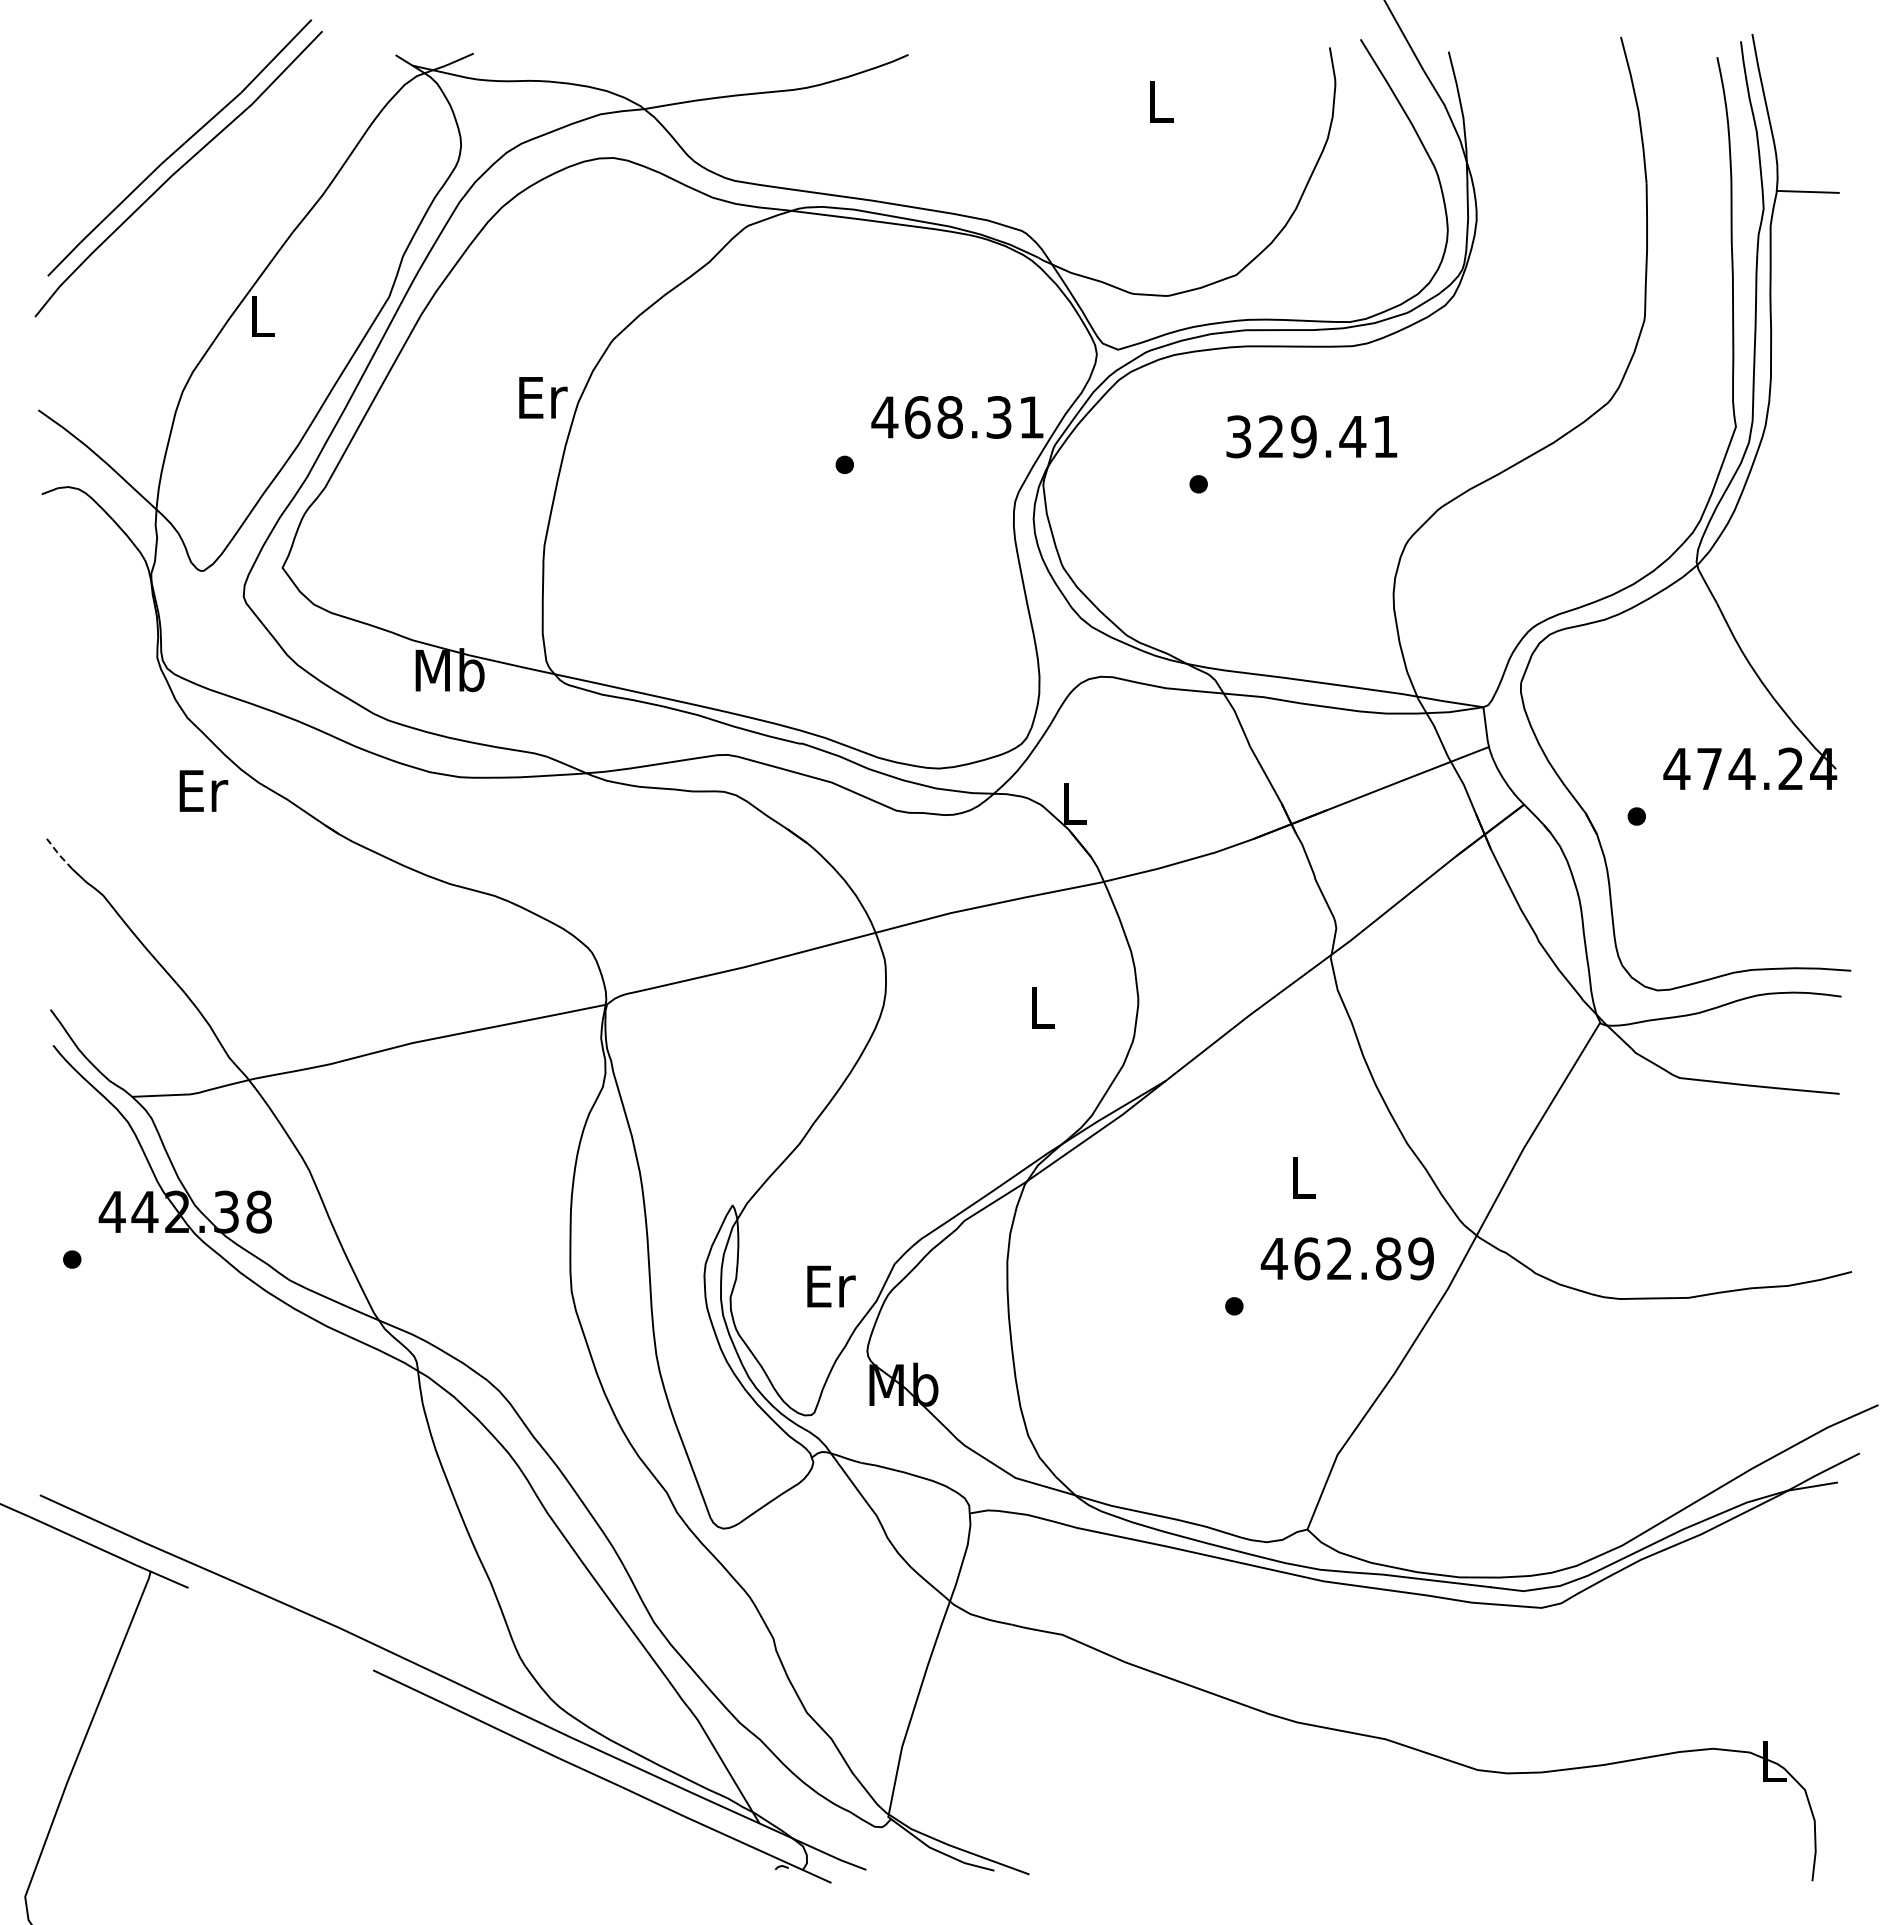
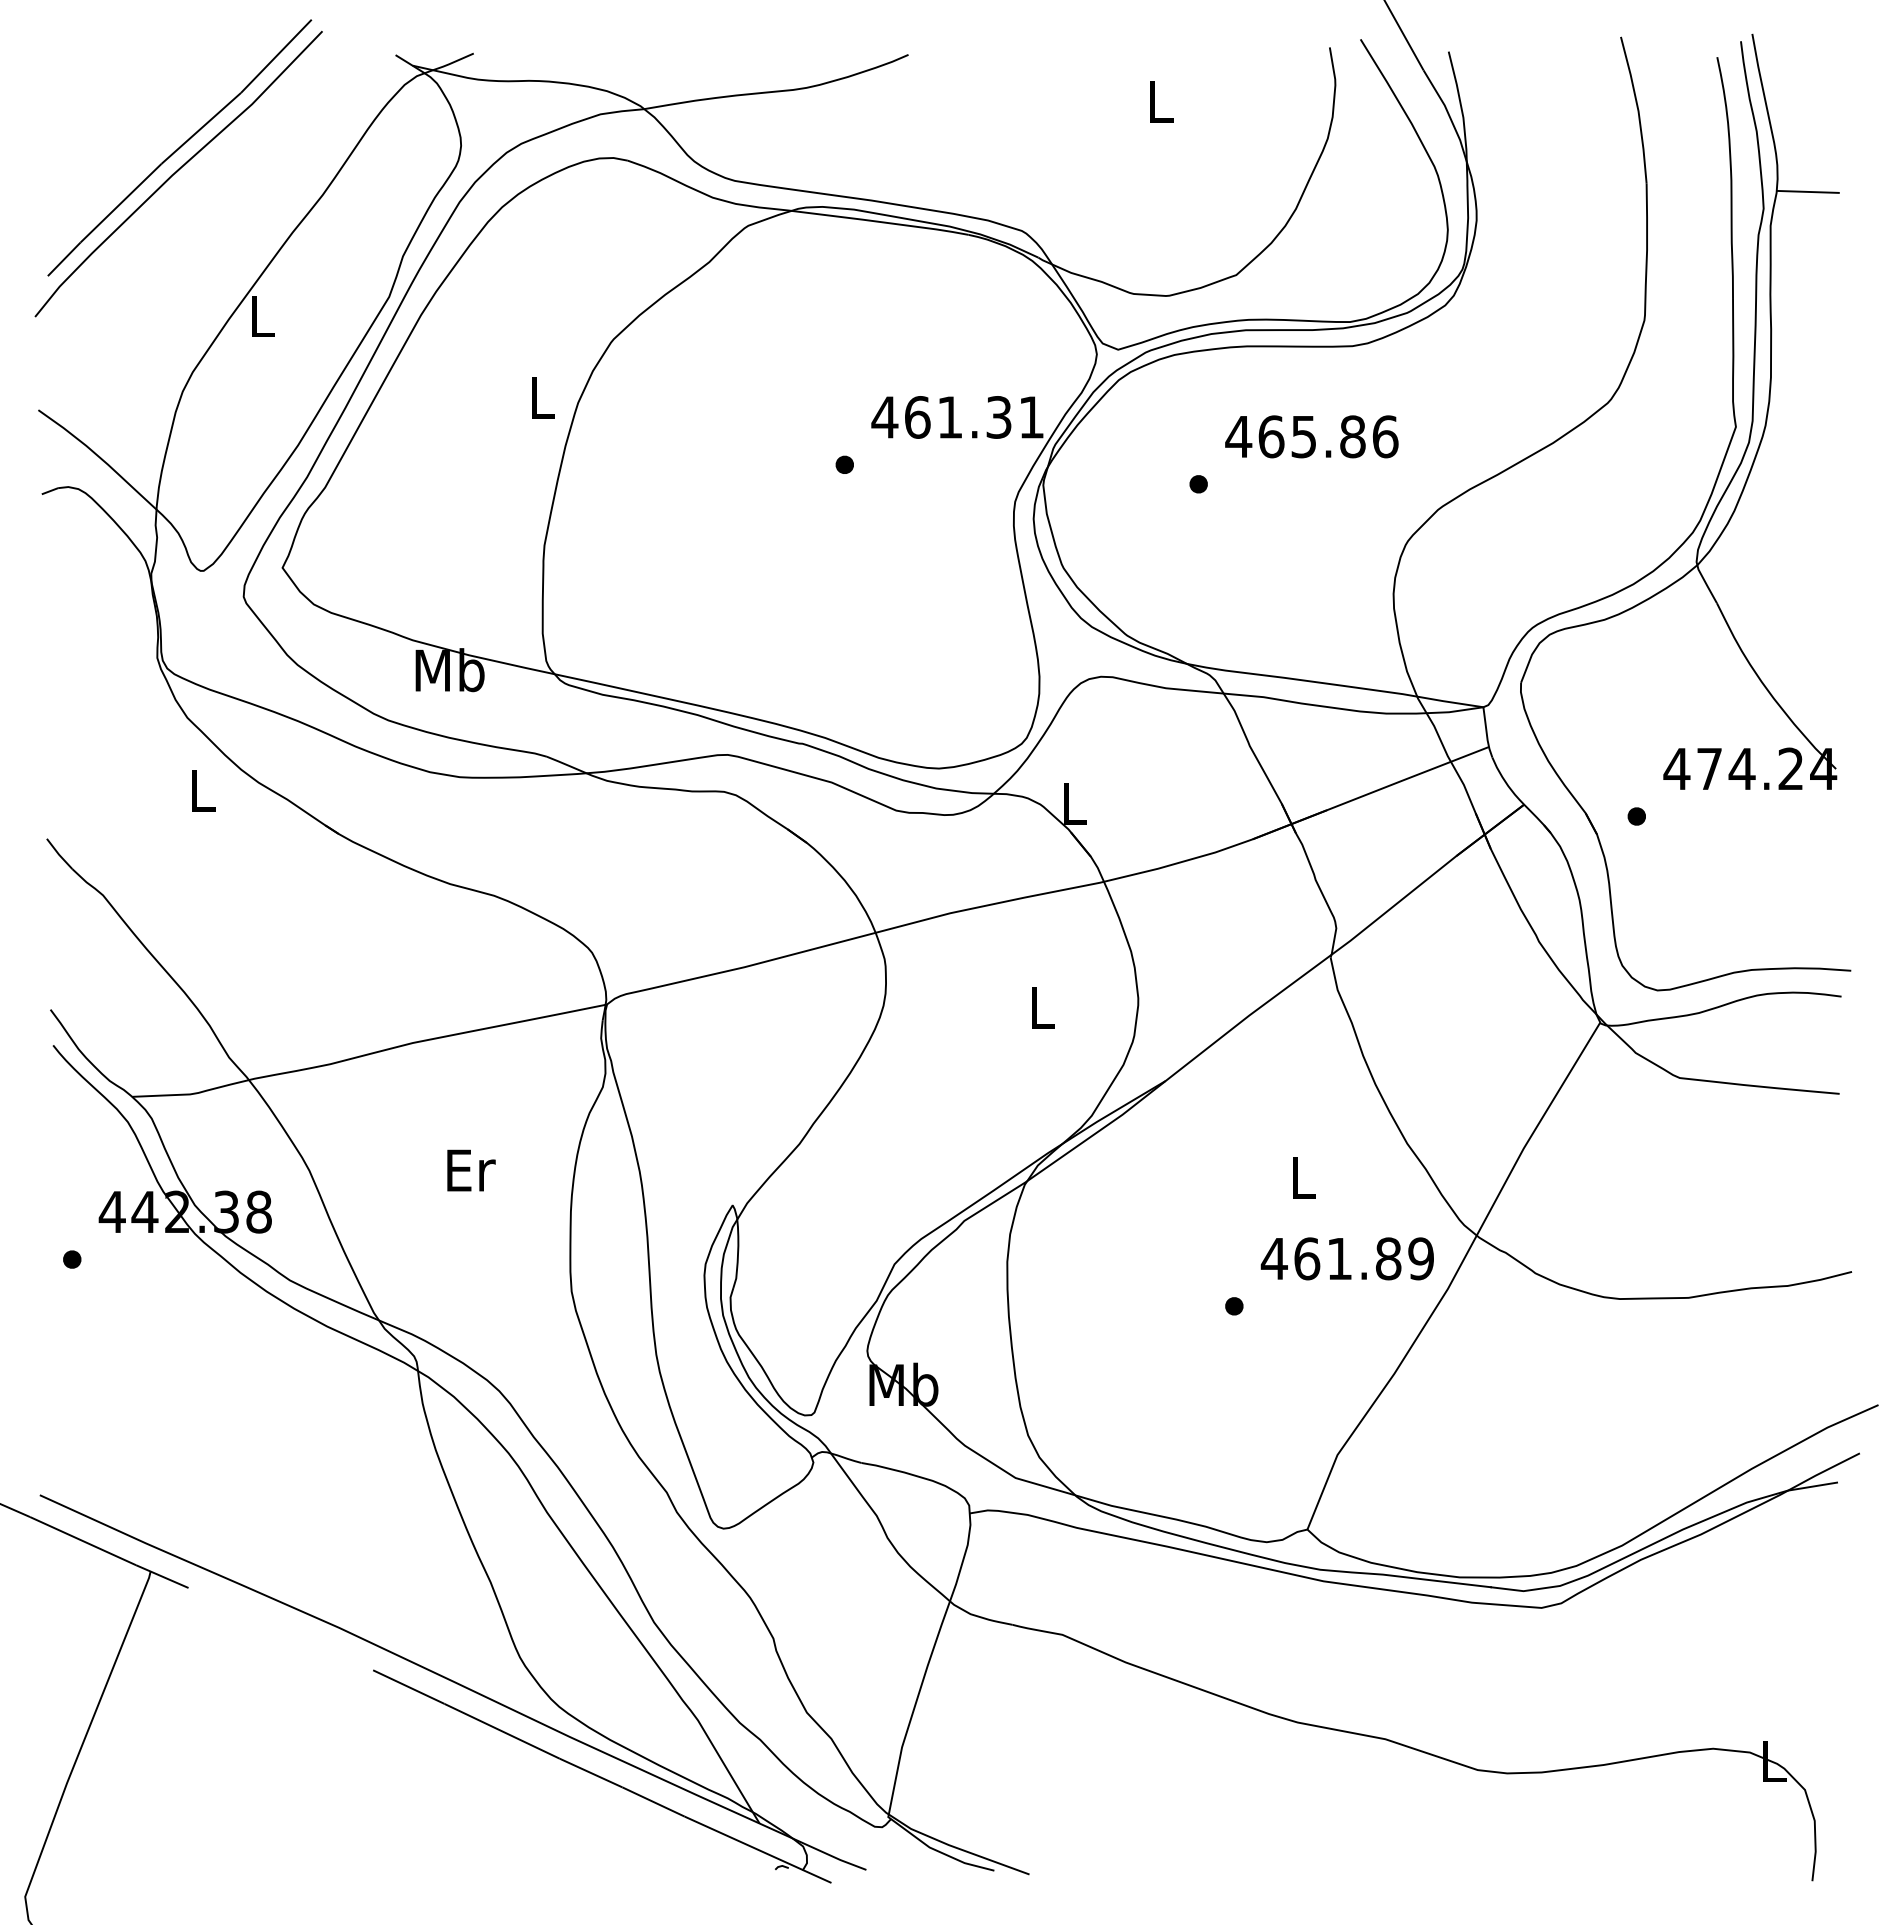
text: Er -> L (543, 397)
text: 468.31 -> 461.31 (950, 417)
text: 329.41 -> 465.86 (1311, 436)
text: Er -> L (203, 790)
line: dashed -> solid (59, 854)
text: 462.89 -> 461.89 (1339, 1258)
text position: (831, 1286) -> (471, 1170) (471, 1170)
